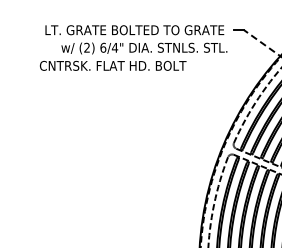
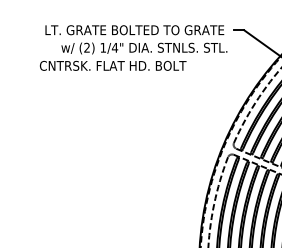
line: dashed -> solid (262, 43)
text: 6/4" -> 1/4" (103, 47)
